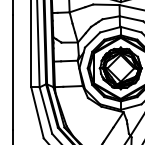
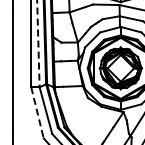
line: solid -> dashed (38, 44)
line: solid -> dashed (37, 113)
